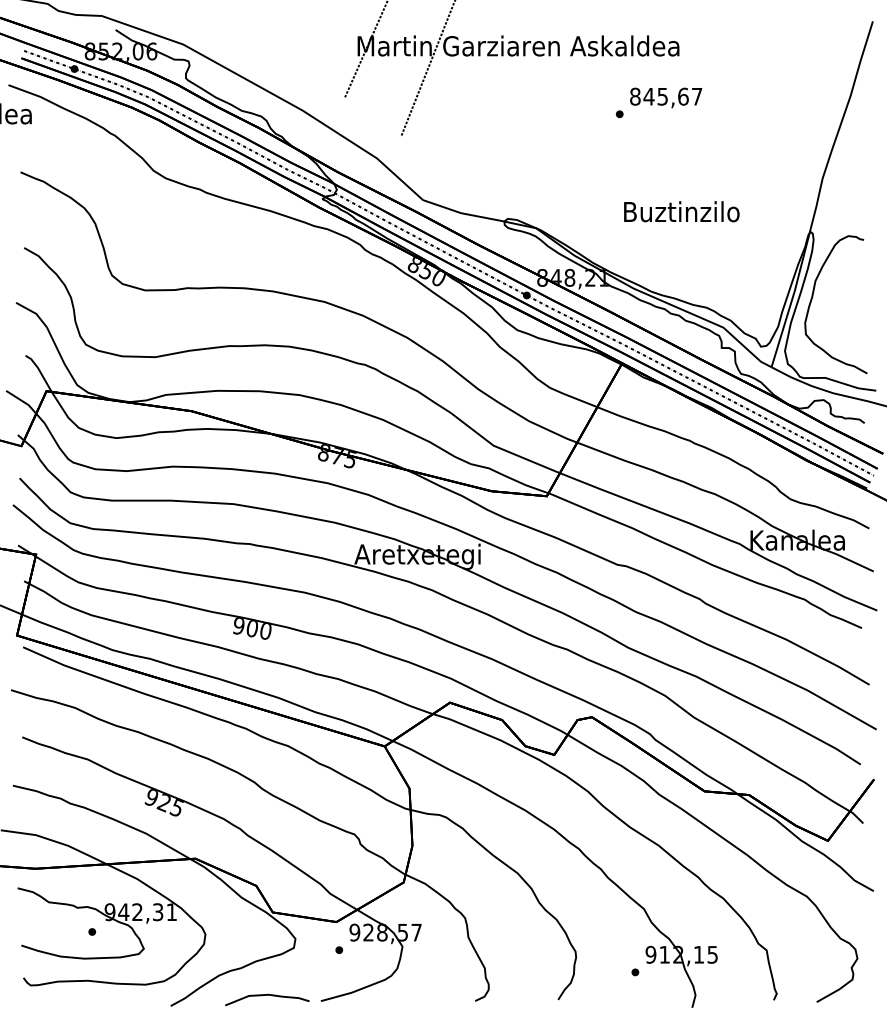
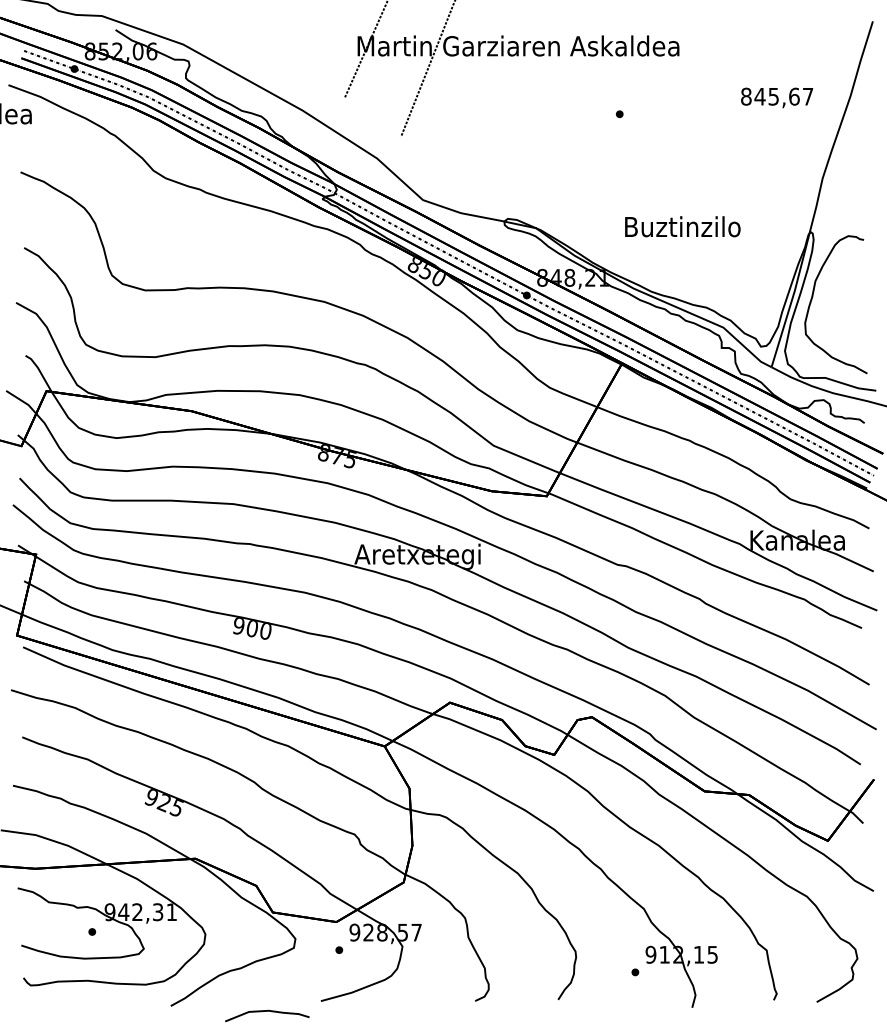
text position: (666, 97) -> (777, 97) (777, 97)
text position: (681, 211) -> (682, 226) (682, 226)
curve position: (267, 995) -> (267, 1011) (267, 1011)
